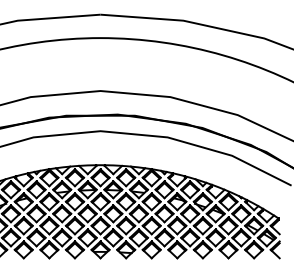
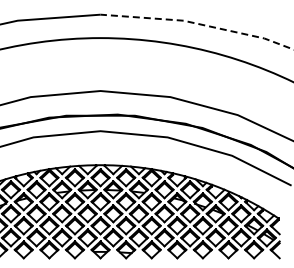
line: solid -> dashed (198, 23)
